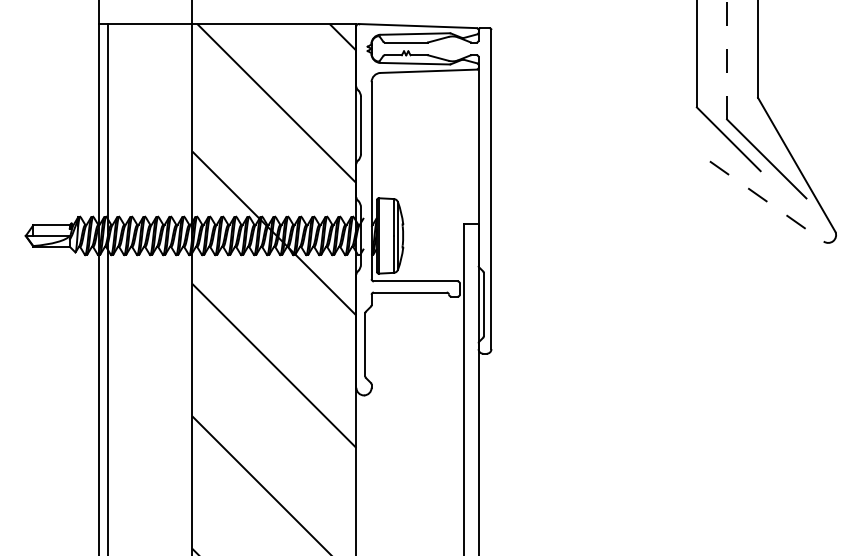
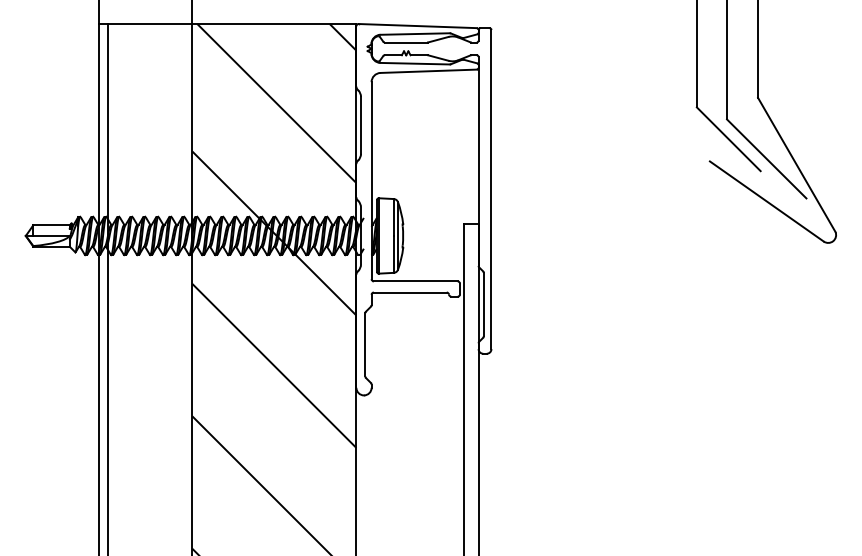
line: dashed -> solid (727, 59)
line: dashed -> solid (766, 201)
